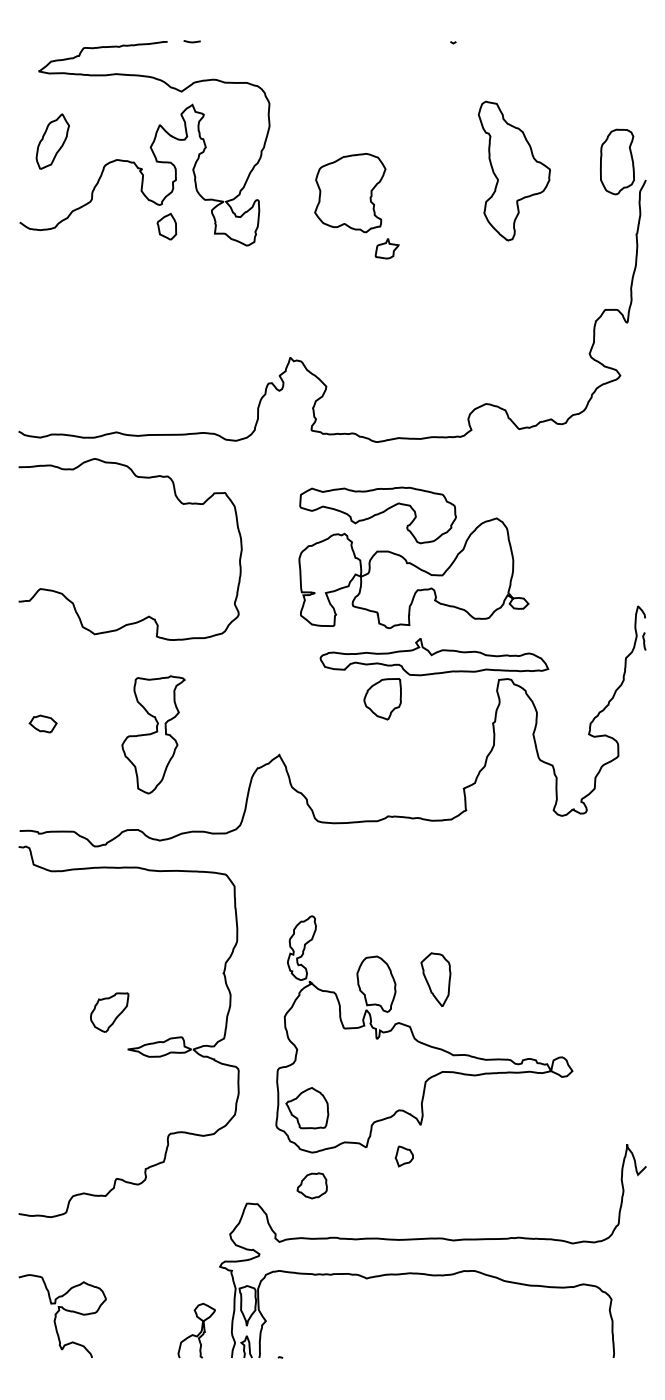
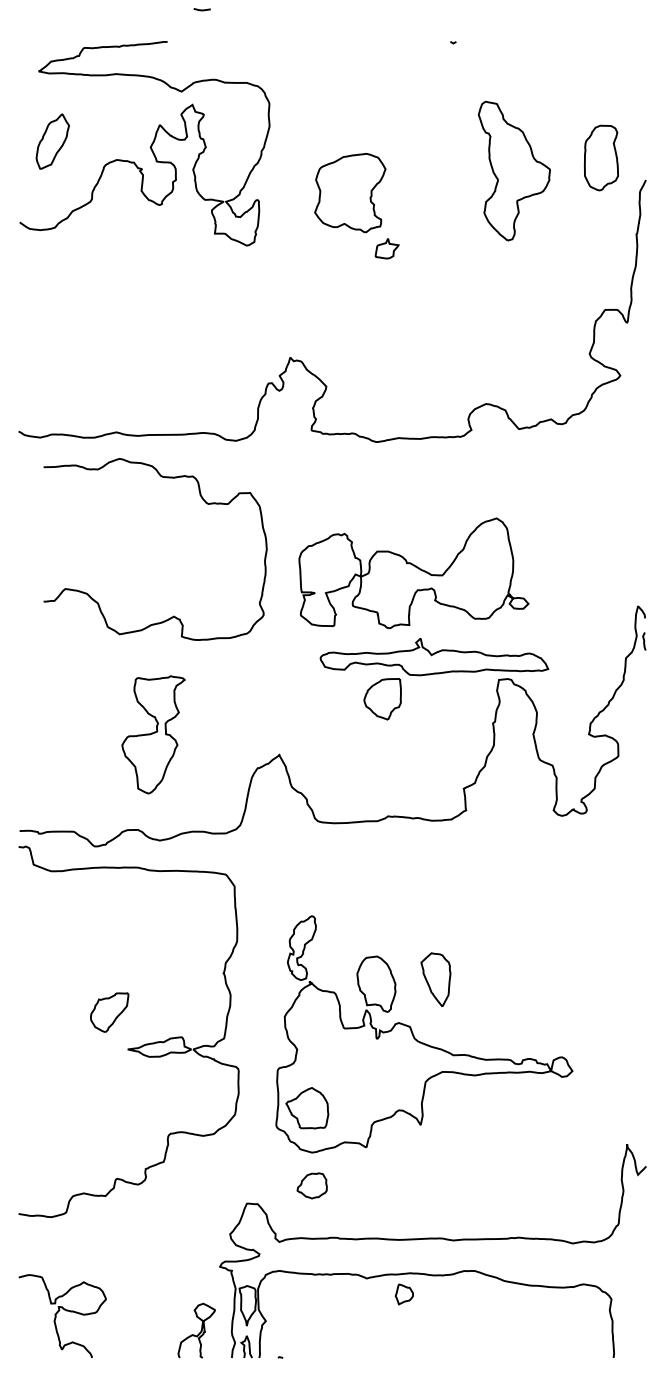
line position: (191, 41) -> (201, 9) (201, 9)
part position: (617, 161) -> (601, 157) (601, 157)
part: present -> none (166, 226)
curve position: (179, 502) -> (204, 502) (204, 502)
part: present -> none (377, 515)
part: present -> none (42, 723)
part position: (403, 1156) -> (403, 1294) (403, 1294)
